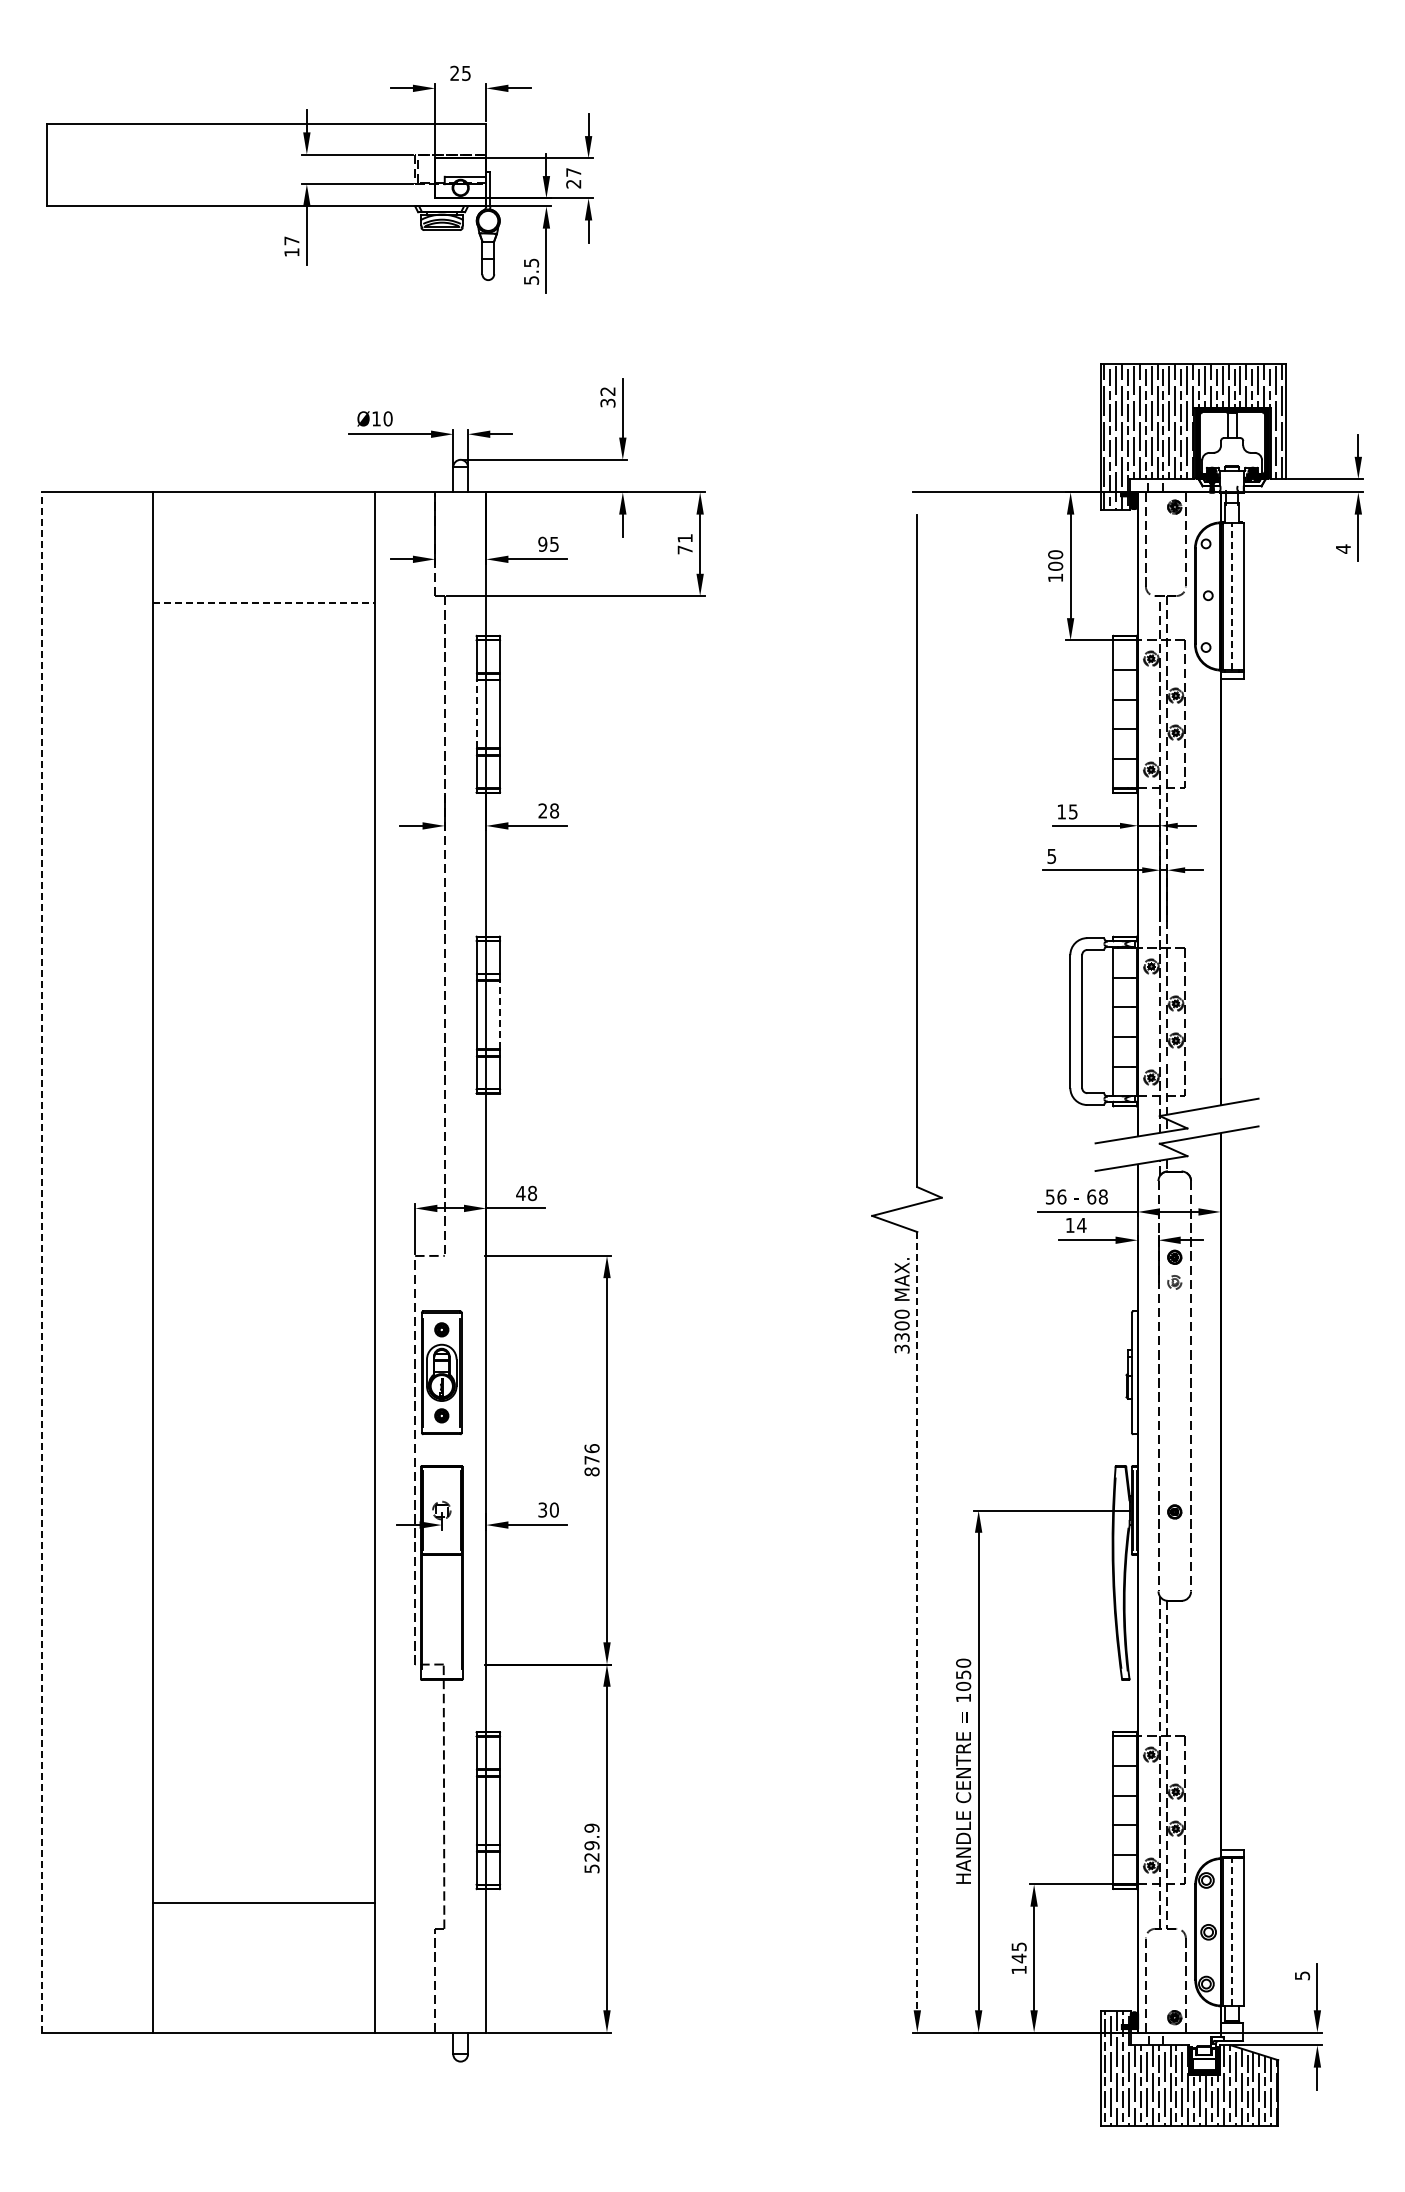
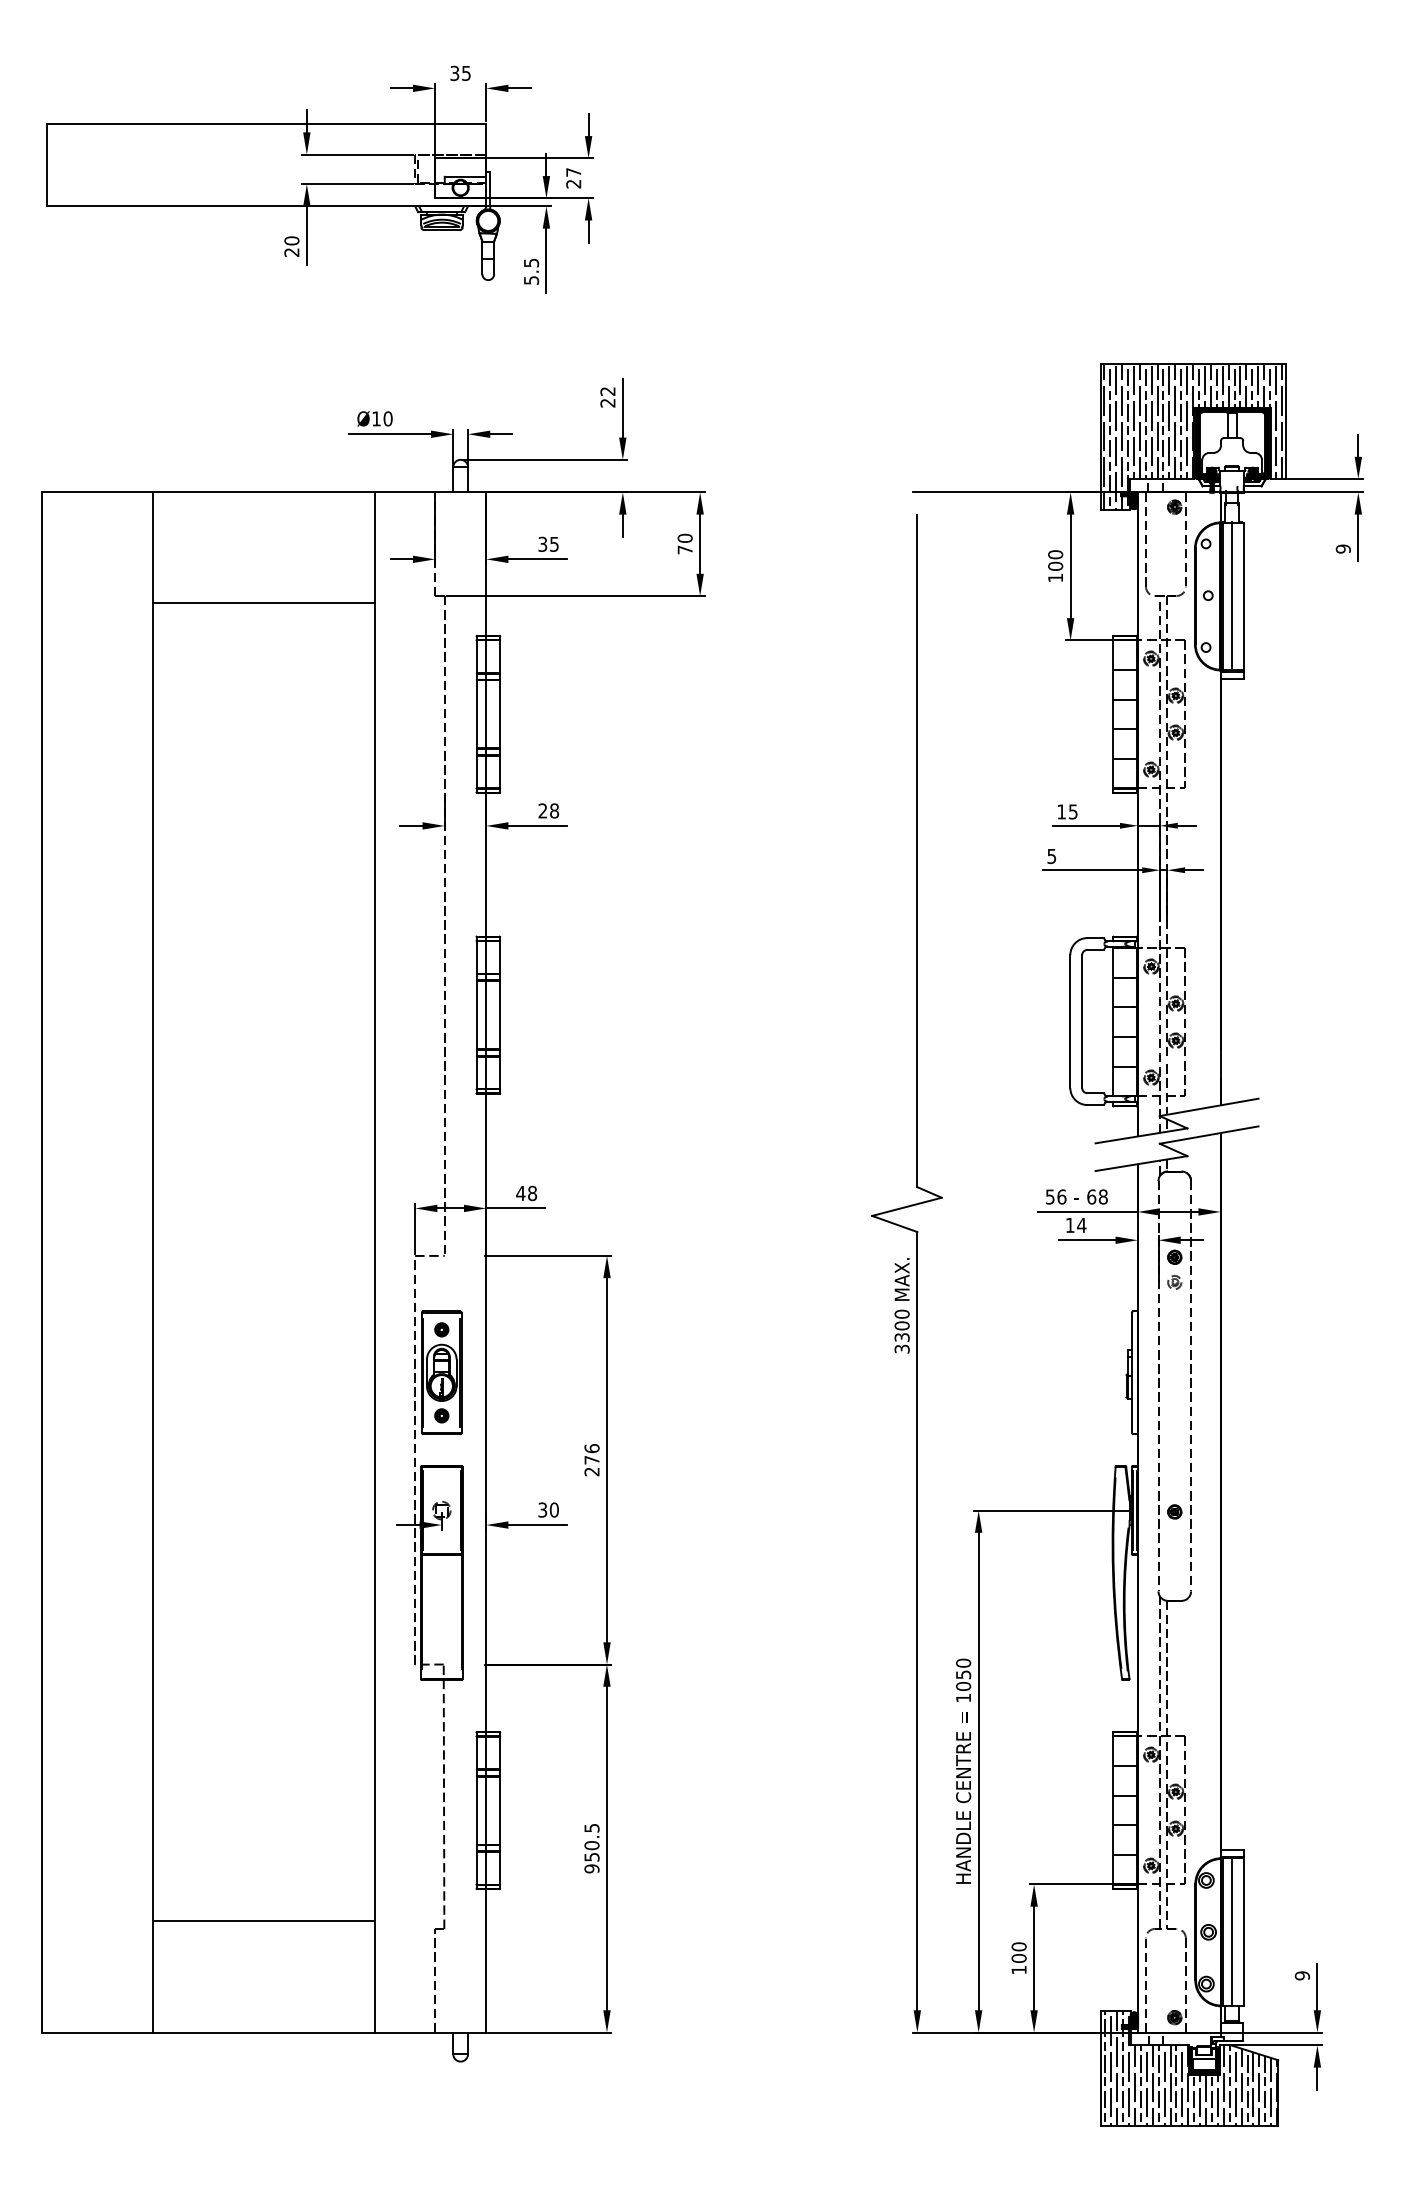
text: 25 -> 35 (454, 73)
text: 17 -> 20 (291, 246)
text: 32 -> 22 (607, 402)
text: 71 -> 70 (684, 537)
text: 95 -> 35 (542, 543)
text: 4 -> 9 (1342, 548)
line: dashed -> solid (1232, 595)
line: dashed -> solid (264, 603)
line: dashed -> solid (476, 713)
line: dashed -> solid (499, 1014)
line: dashed -> solid (42, 1261)
text: 876 -> 276 (591, 1471)
line: dashed -> solid (917, 1621)
text: 529.9 -> 950.5 (591, 1848)
line position: (264, 1903) -> (264, 1921) (264, 1921)
line: dashed -> solid (1232, 1931)
text: 145 -> 100 (1018, 1952)
text: 5 -> 9 (1301, 1975)
